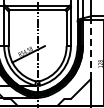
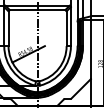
line: dashed -> solid (90, 47)
